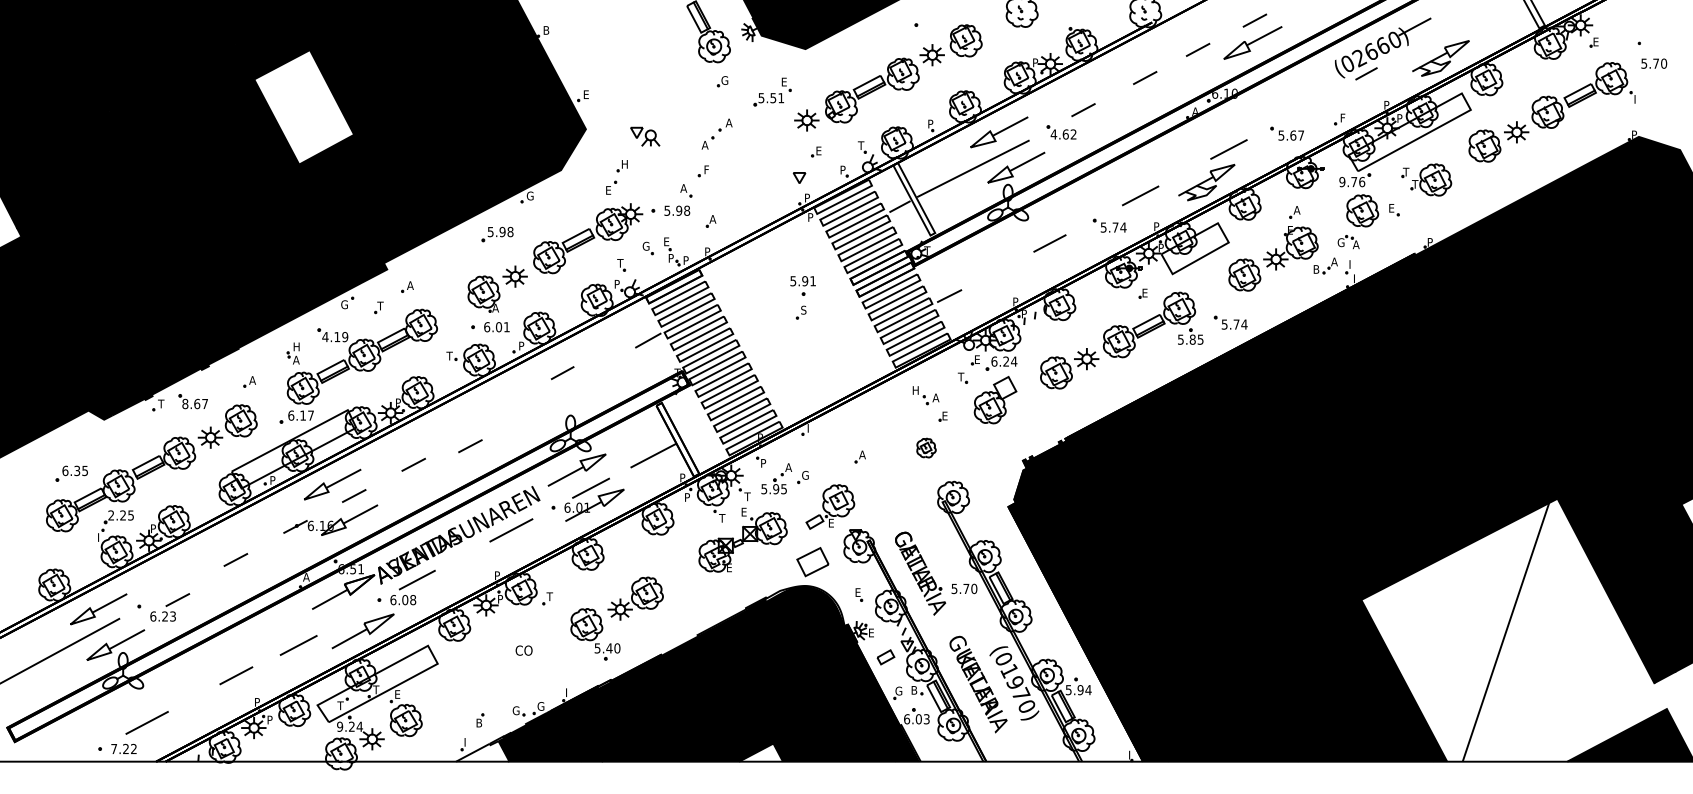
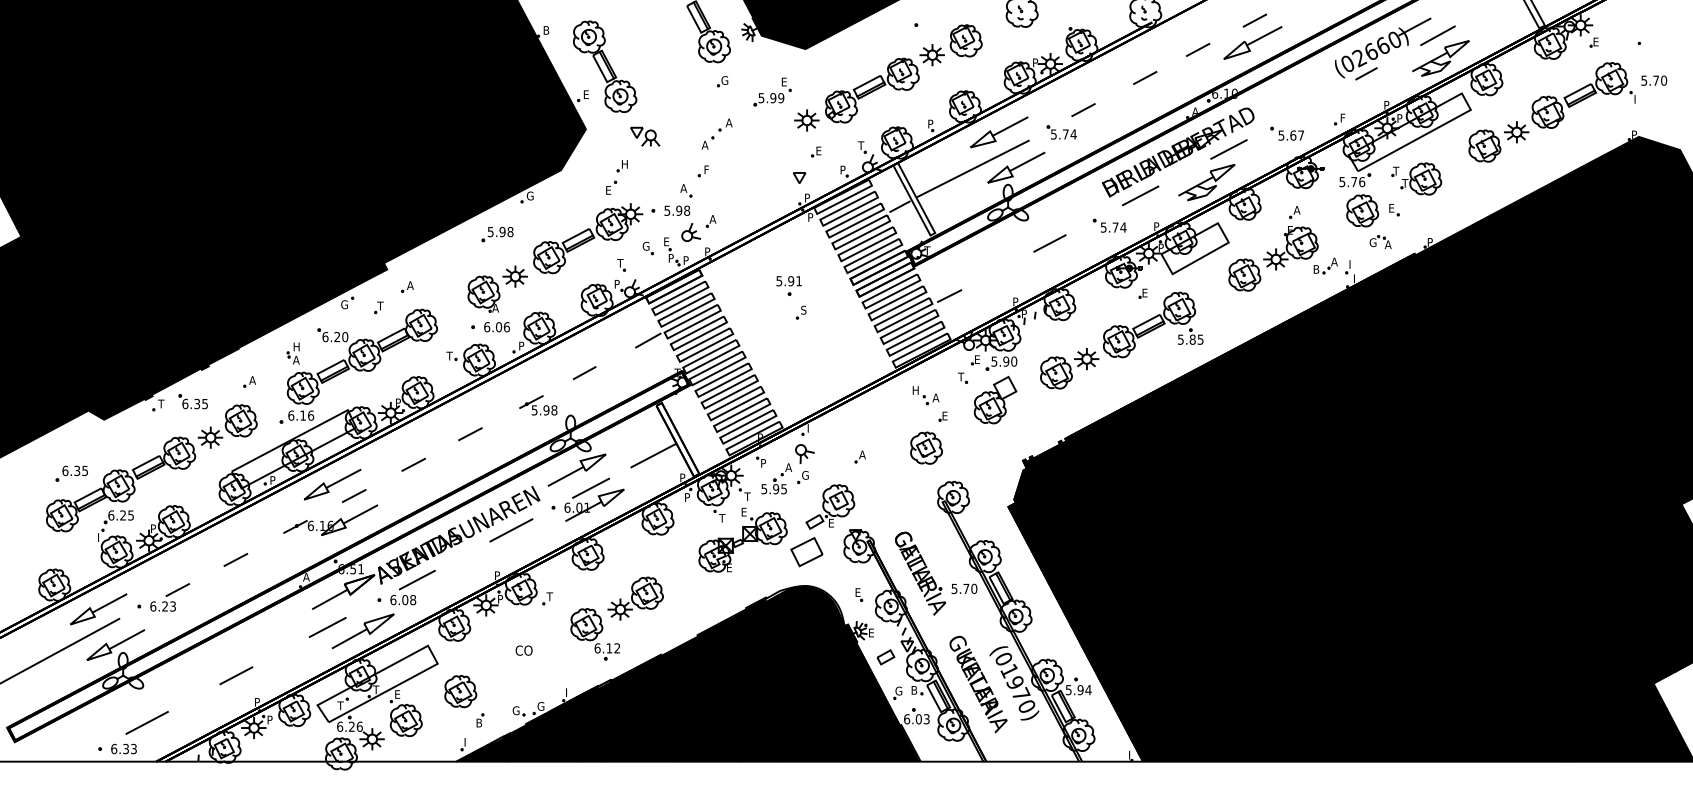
line: none -> present (1437, 35)
text position: (1654, 63) -> (1654, 80) (1654, 80)
part: none -> present (605, 66)
text: 5.51 -> 5.99 (777, 98)
fill: none -> present (304, 107)
text: 4.62 -> 5.74 (1063, 134)
part: none -> present (1178, 152)
part position: (1426, 179) -> (1416, 178) (1416, 178)
text: 9.76 -> 5.76 (1342, 181)
part: none -> present (690, 232)
part position: (1348, 242) -> (1380, 242) (1380, 242)
part position: (802, 285) -> (788, 285) (788, 285)
part: present -> none (1230, 322)
text: 6.01 -> 6.06 (506, 327)
text: 4.19 -> 6.20 (335, 336)
text: 6.24 -> 5.90 (1004, 361)
line position: (562, 373) -> (584, 373) (584, 373)
text: 8.67 -> 6.35 (194, 403)
part: none -> present (538, 405)
text: 6.17 -> 6.16 (311, 415)
line position: (470, 446) -> (470, 434) (470, 434)
part size: 21x22 px -> 33x34 px (926, 447)
part: none -> present (804, 453)
text: 2.25 -> 6.25 (111, 515)
part position: (812, 562) -> (806, 552) (806, 552)
part position: (170, 607) -> (170, 597) (170, 597)
fill: none -> present (1514, 629)
line position: (298, 645) -> (327, 627) (327, 627)
text: 5.40 -> 6.12 (607, 648)
part: none -> present (460, 691)
text: 9.24 -> 6.26 (349, 726)
text: 7.22 -> 6.33 (123, 748)
fill: none -> present (482, 751)
fill: none -> present (761, 752)
